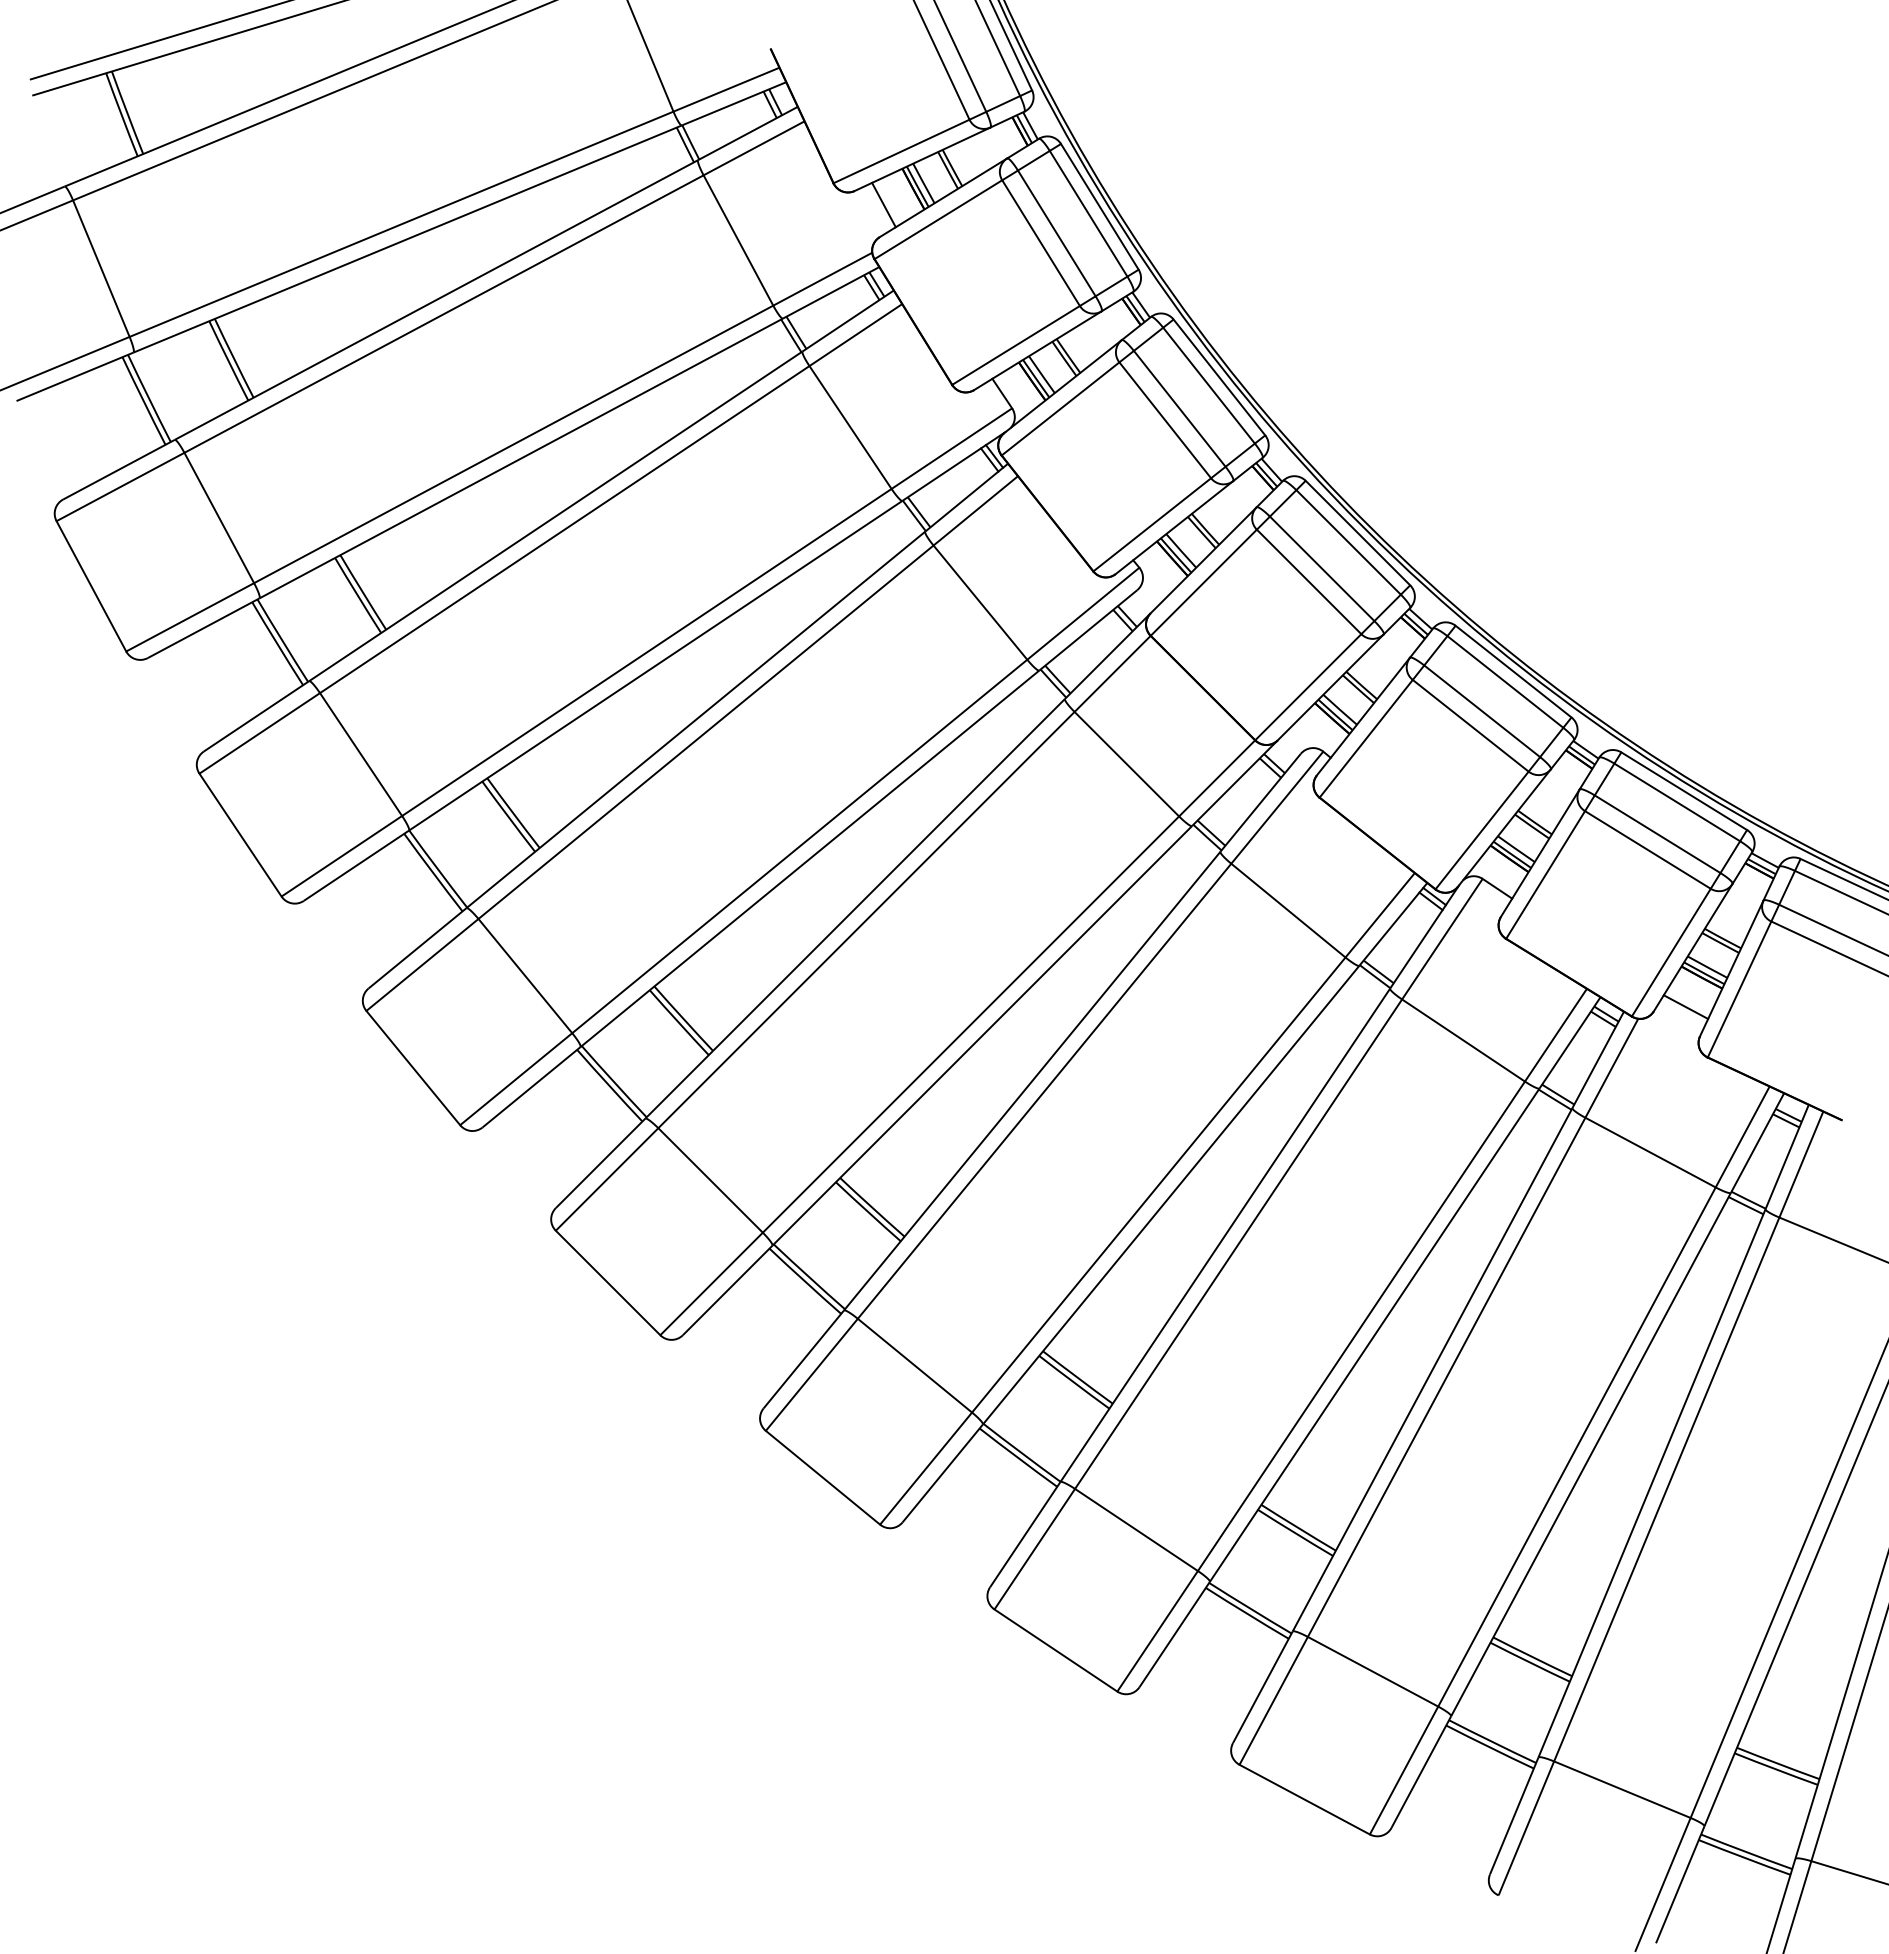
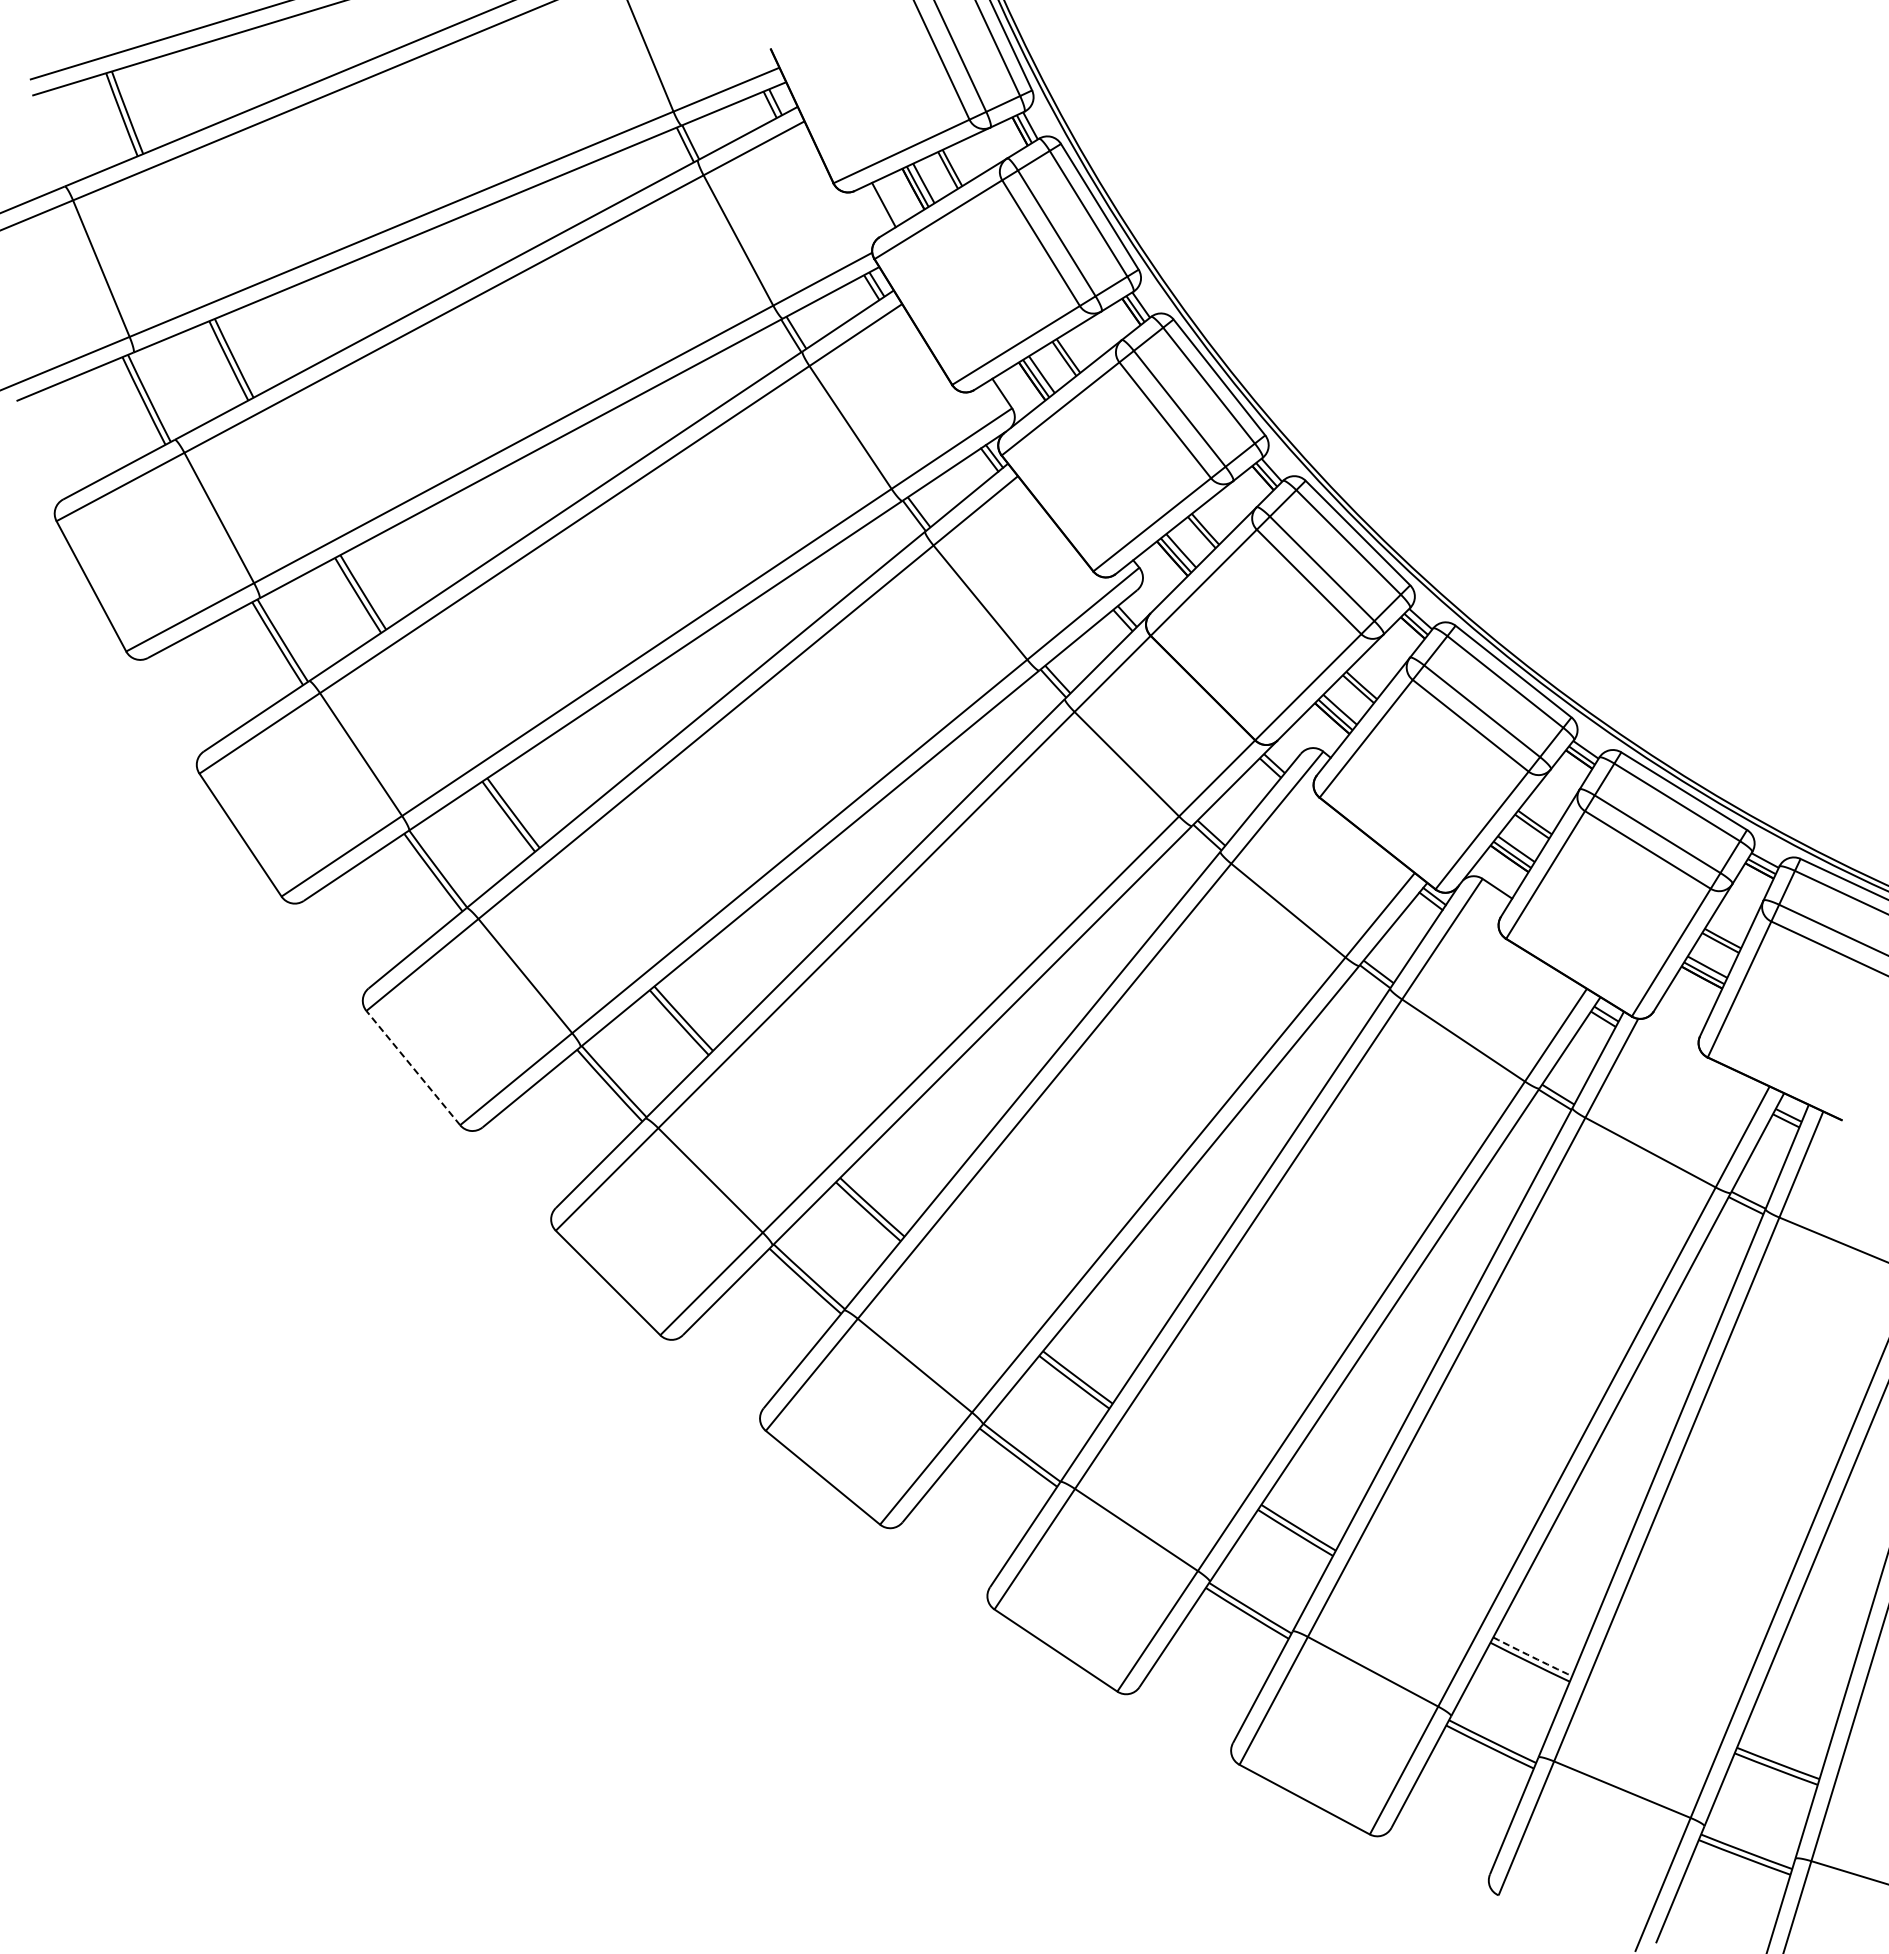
line: present -> none (1685, 1006)
line: solid -> dashed (413, 1068)
arc: solid -> dashed (1532, 1657)
